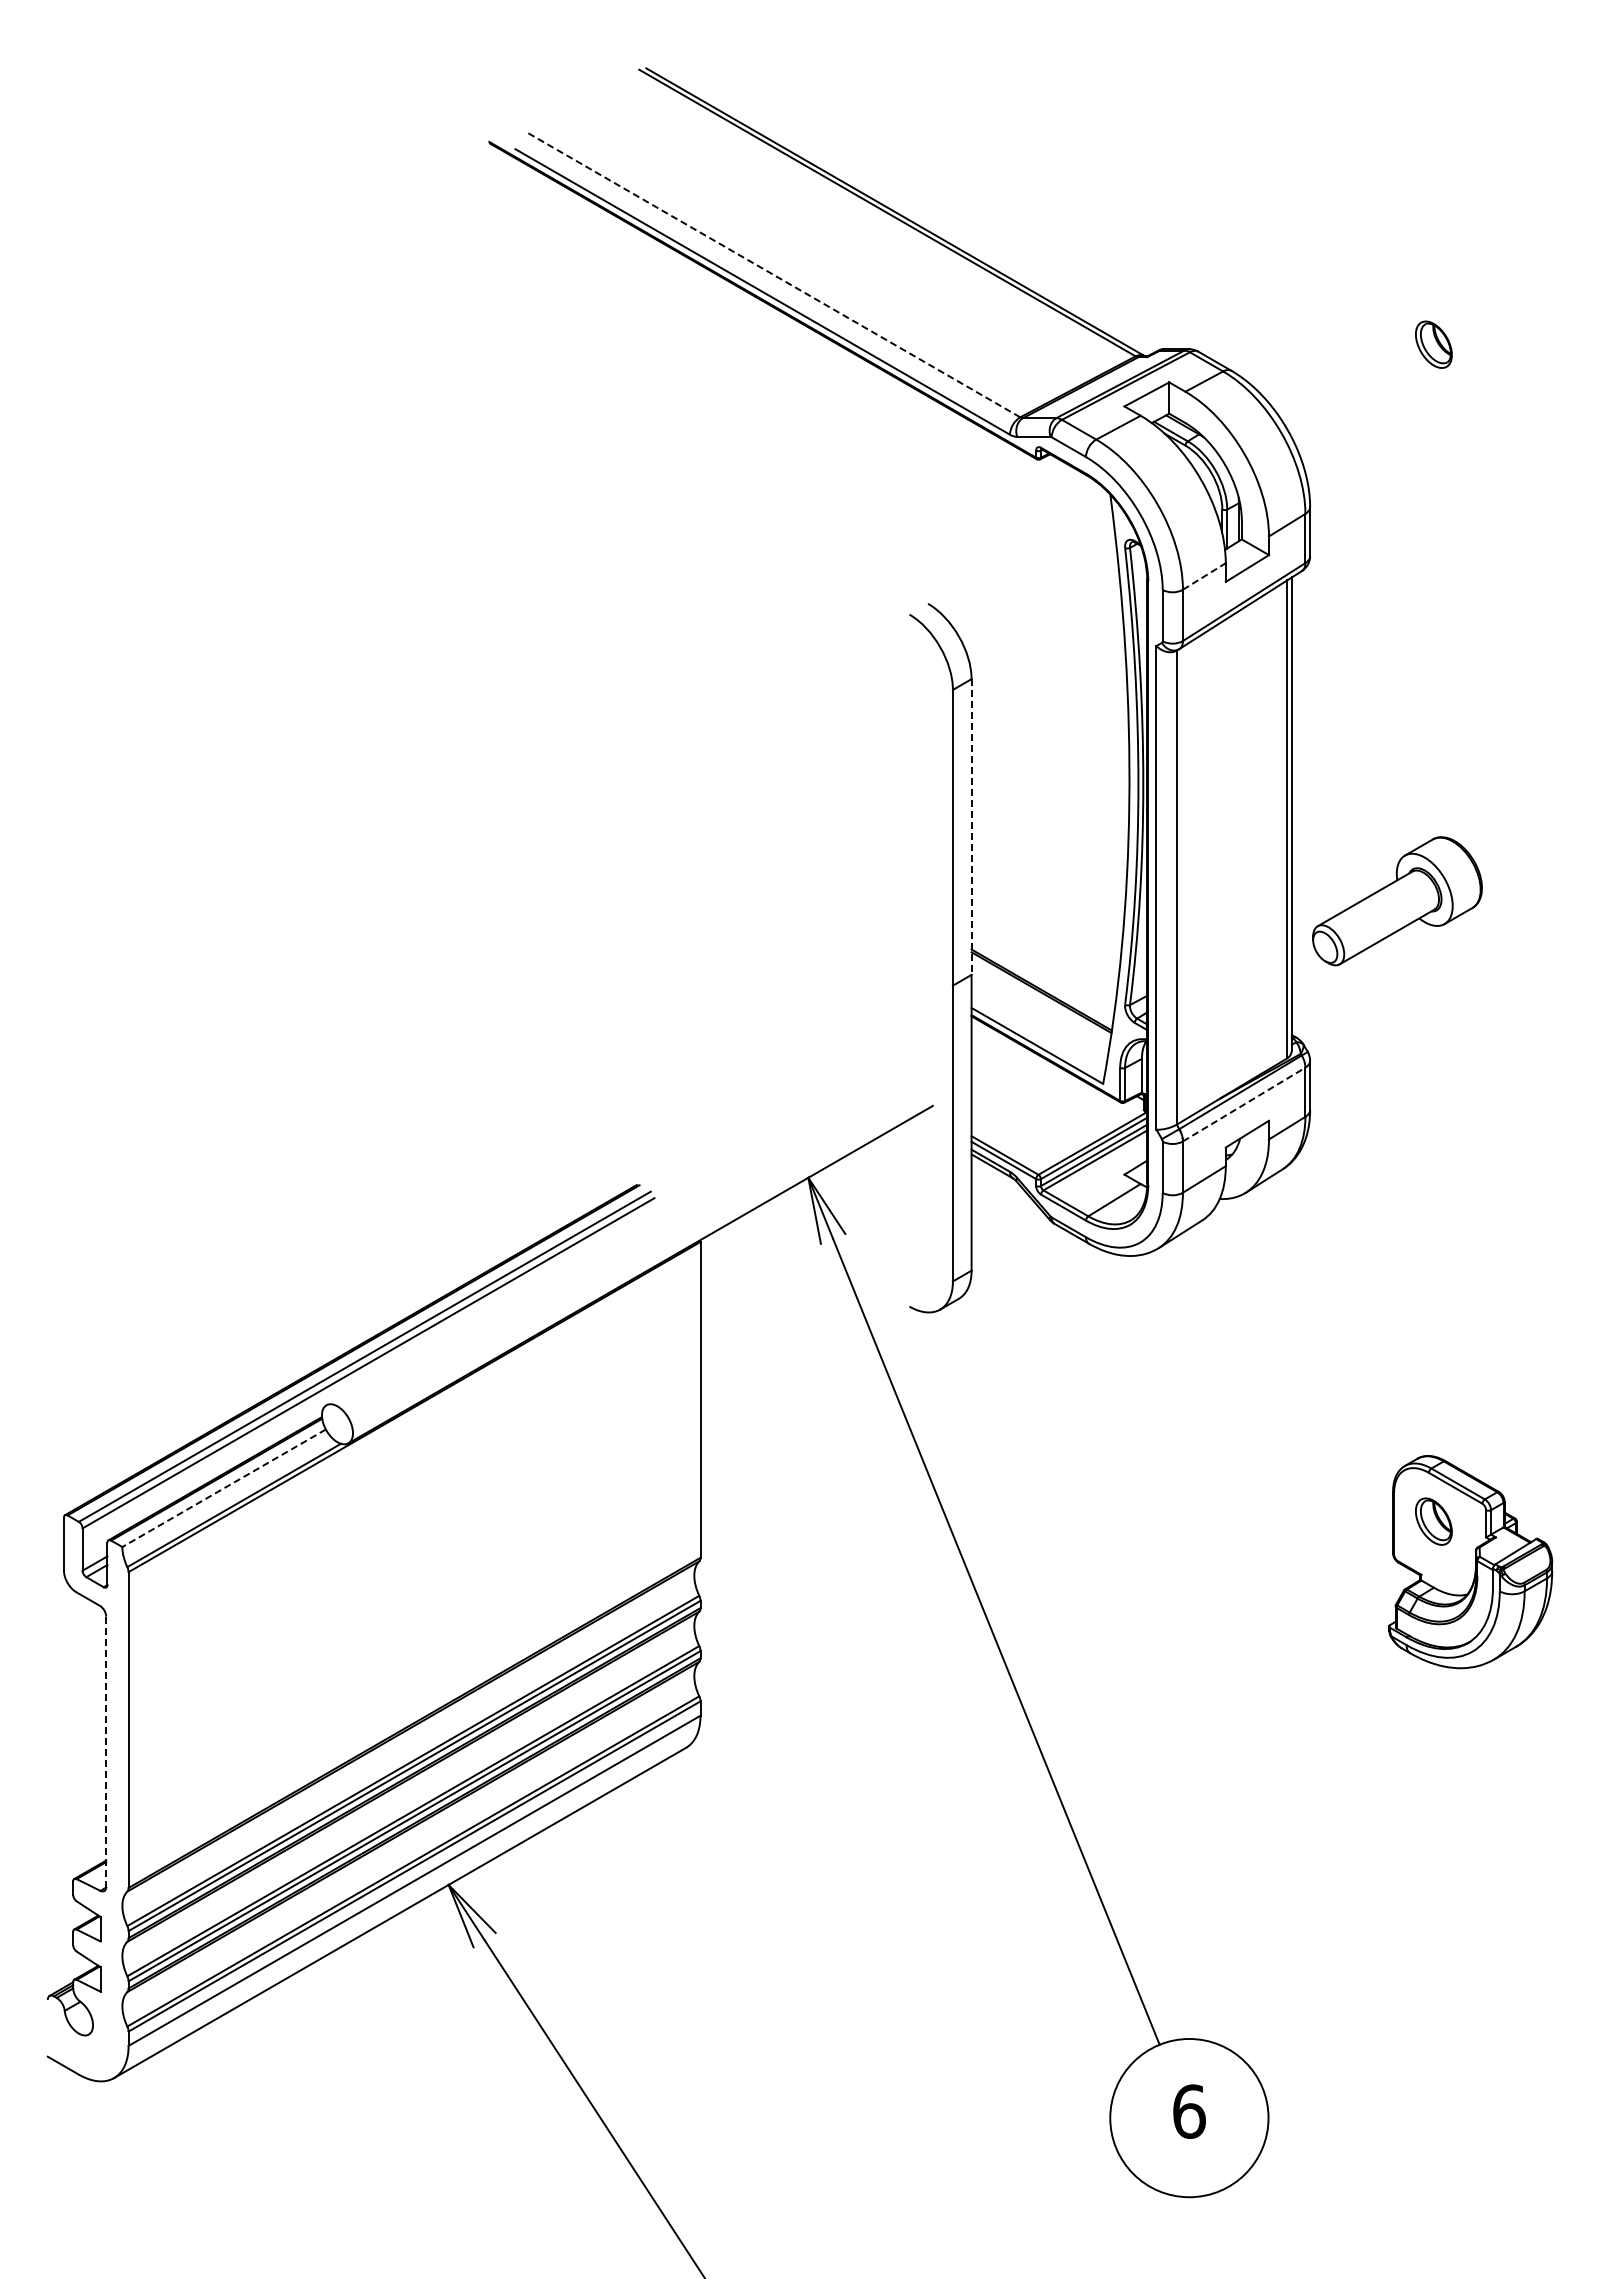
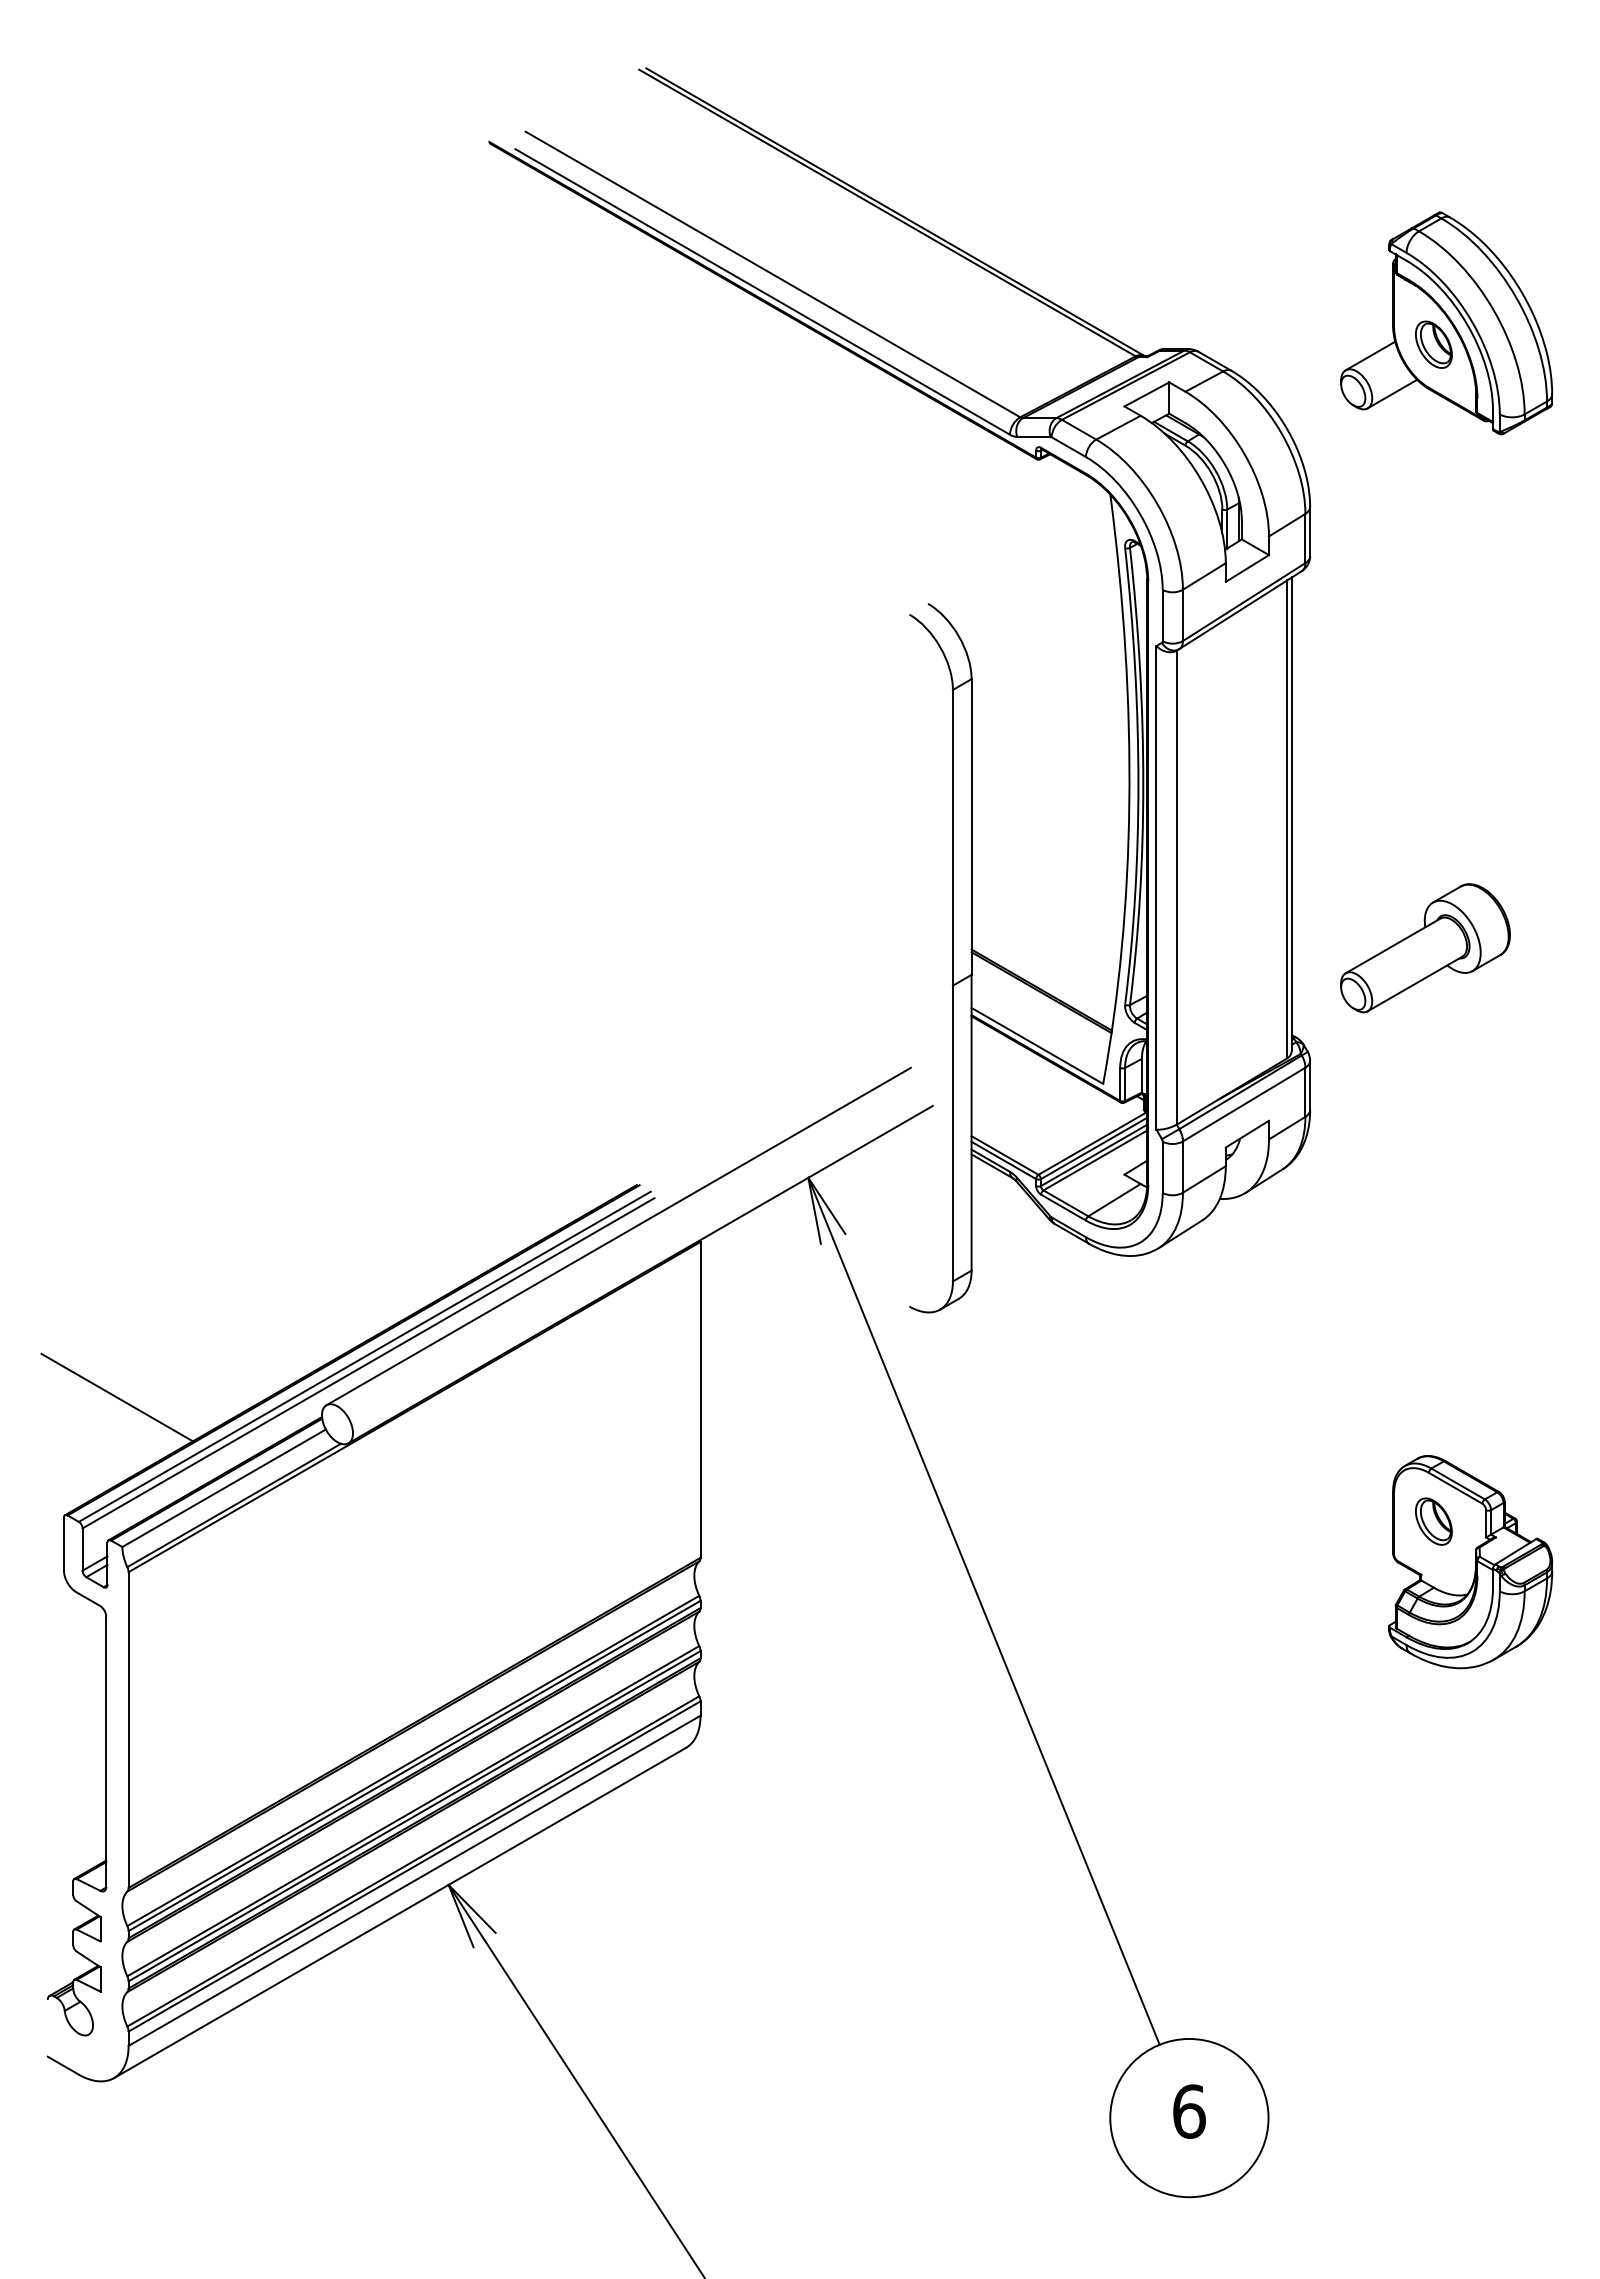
line: dashed -> solid (773, 274)
part: none -> present (1446, 323)
line: dashed -> solid (1204, 576)
line: dashed -> solid (971, 827)
part position: (1397, 901) -> (1425, 948) (1425, 948)
line: dashed -> solid (1244, 1104)
line: none -> present (618, 1236)
line: none -> present (116, 1397)
line: dashed -> solid (223, 1488)
line: dashed -> solid (106, 1752)
